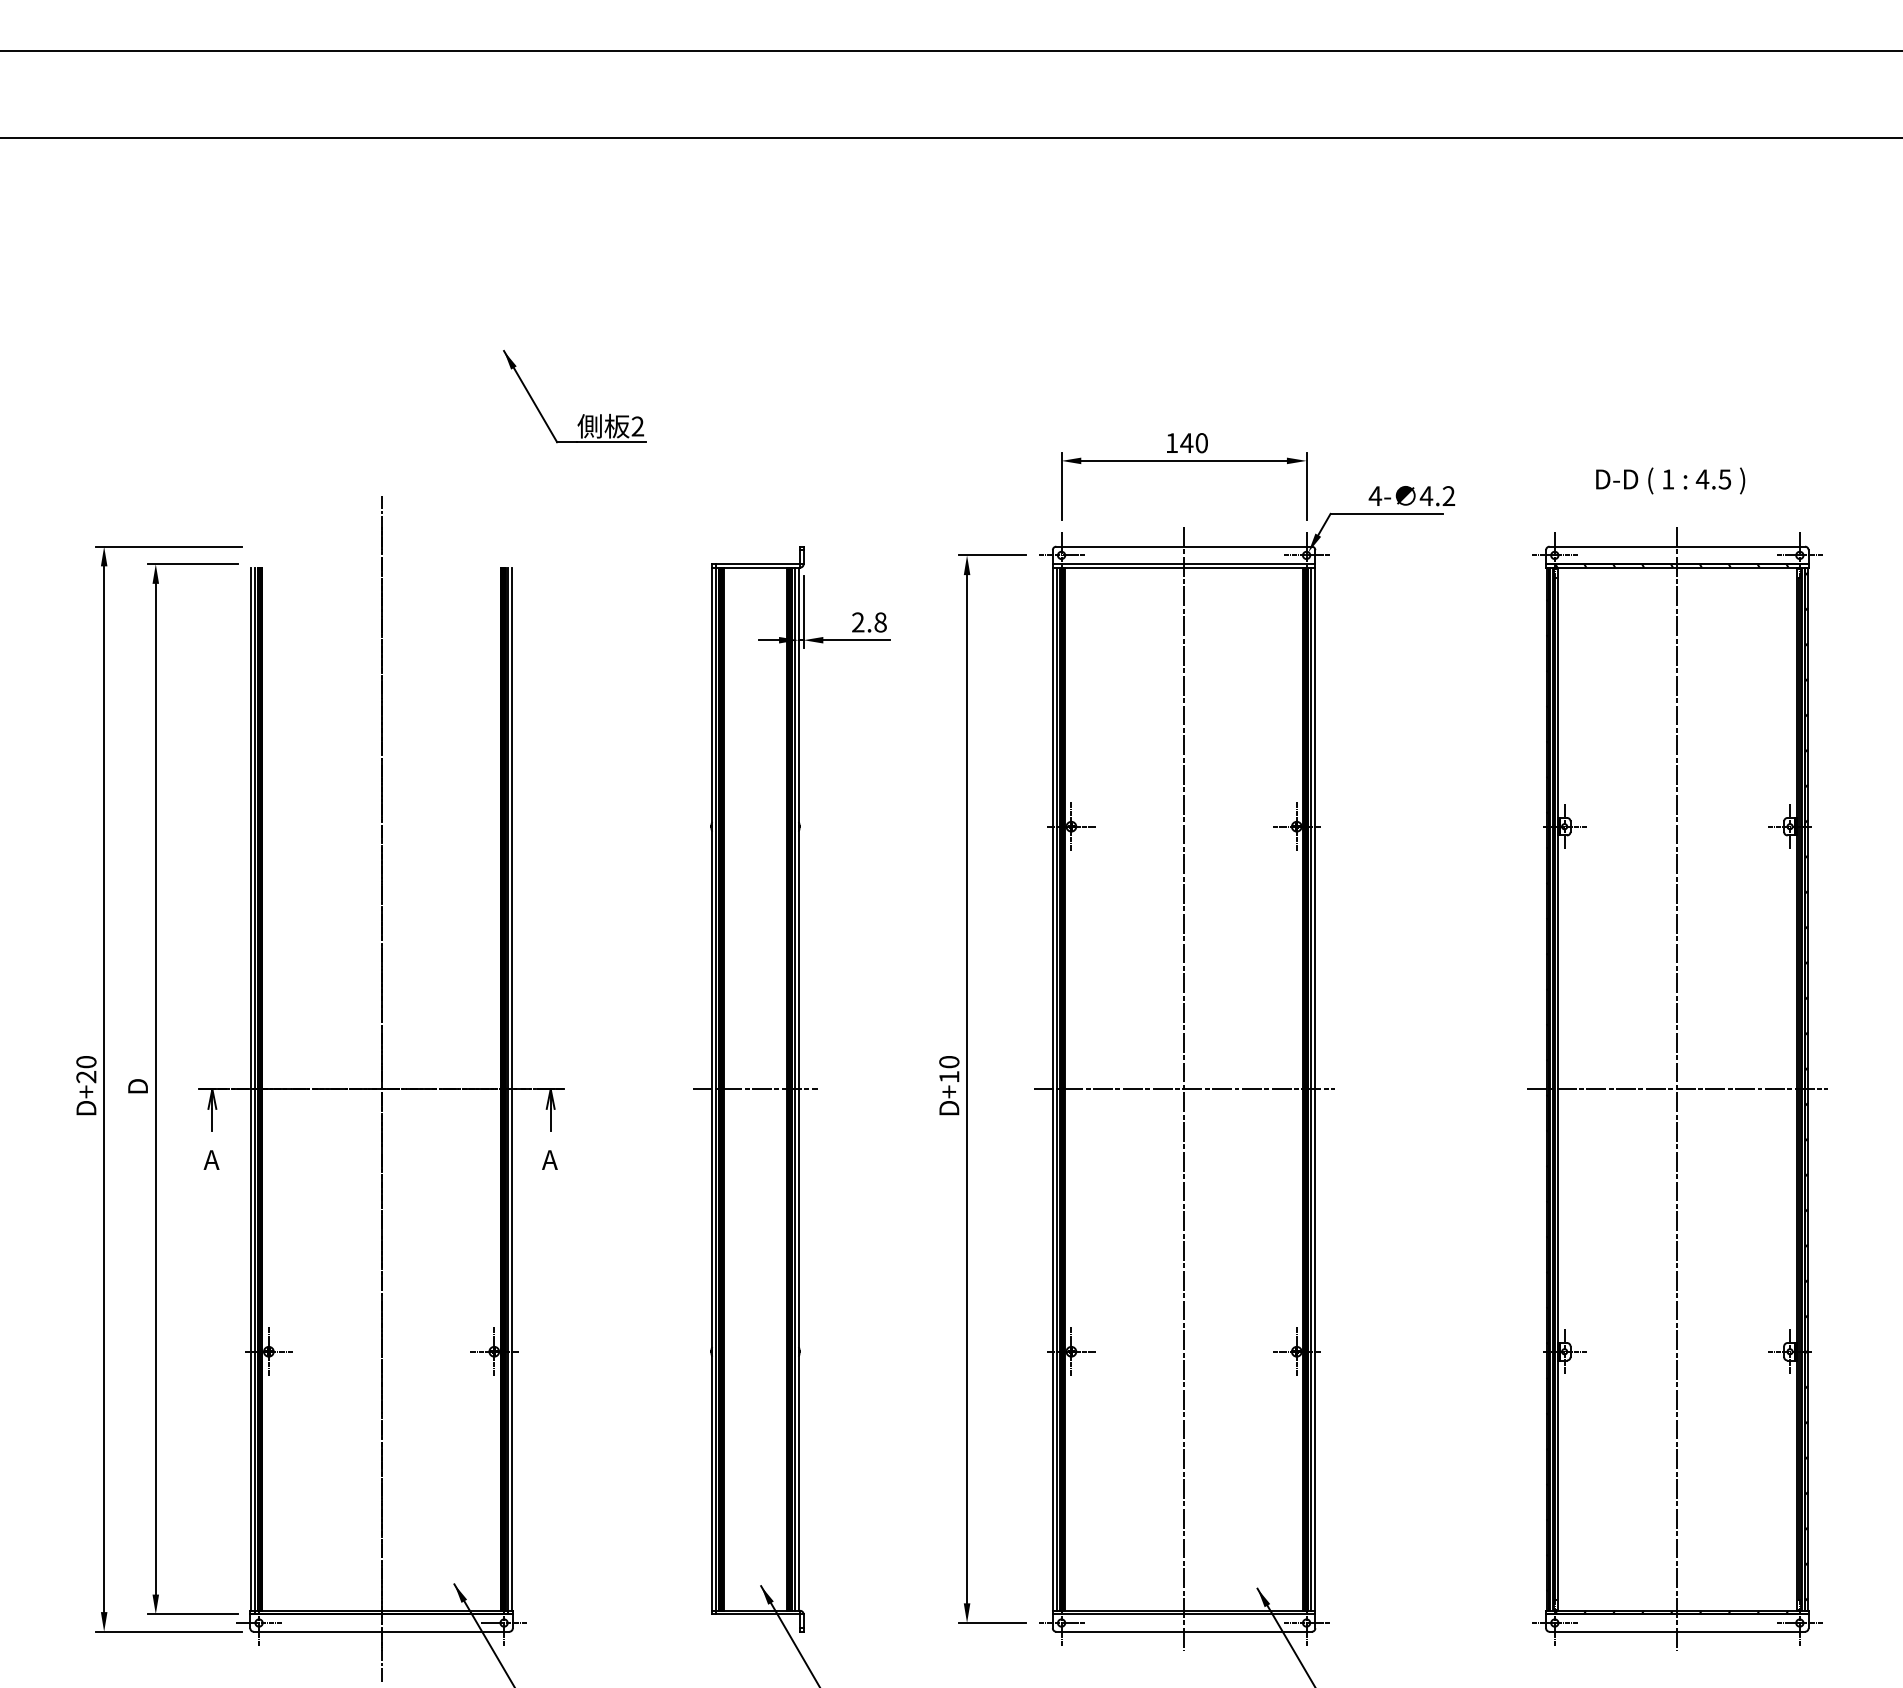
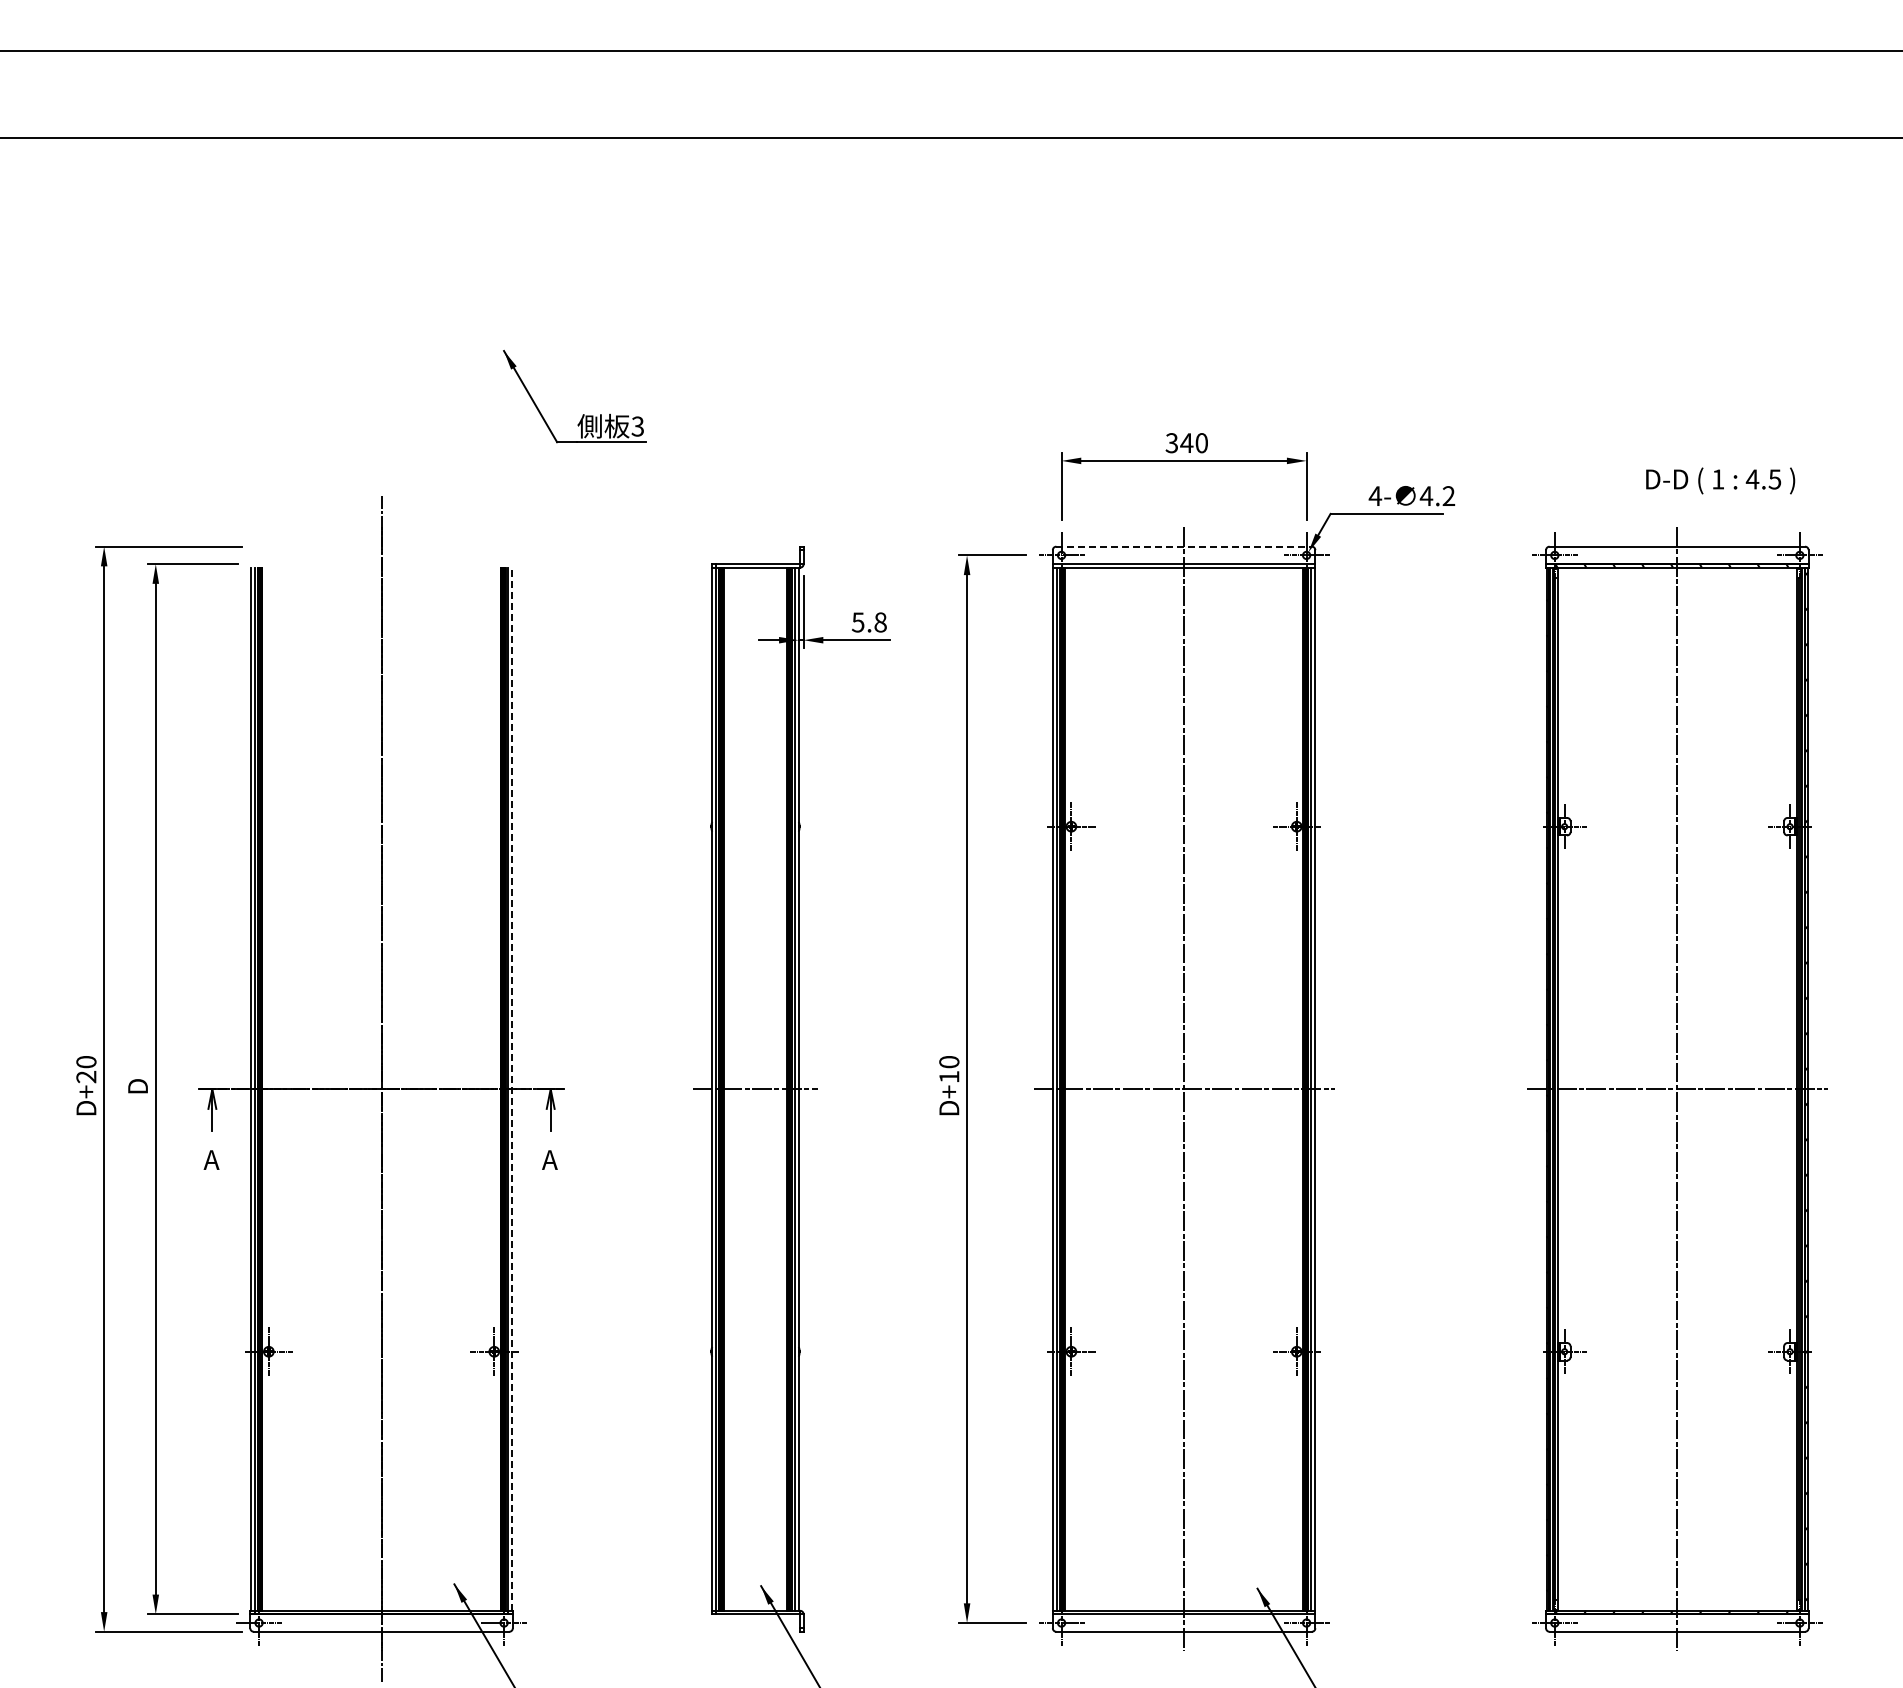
text: 2 -> 3 (637, 426)
text: 140 -> 340 (1171, 443)
text position: (1670, 480) -> (1720, 480) (1720, 480)
line: solid -> dashed (1184, 546)
text: 2.8 -> 5.8 (858, 622)
line: solid -> dashed (512, 1089)
